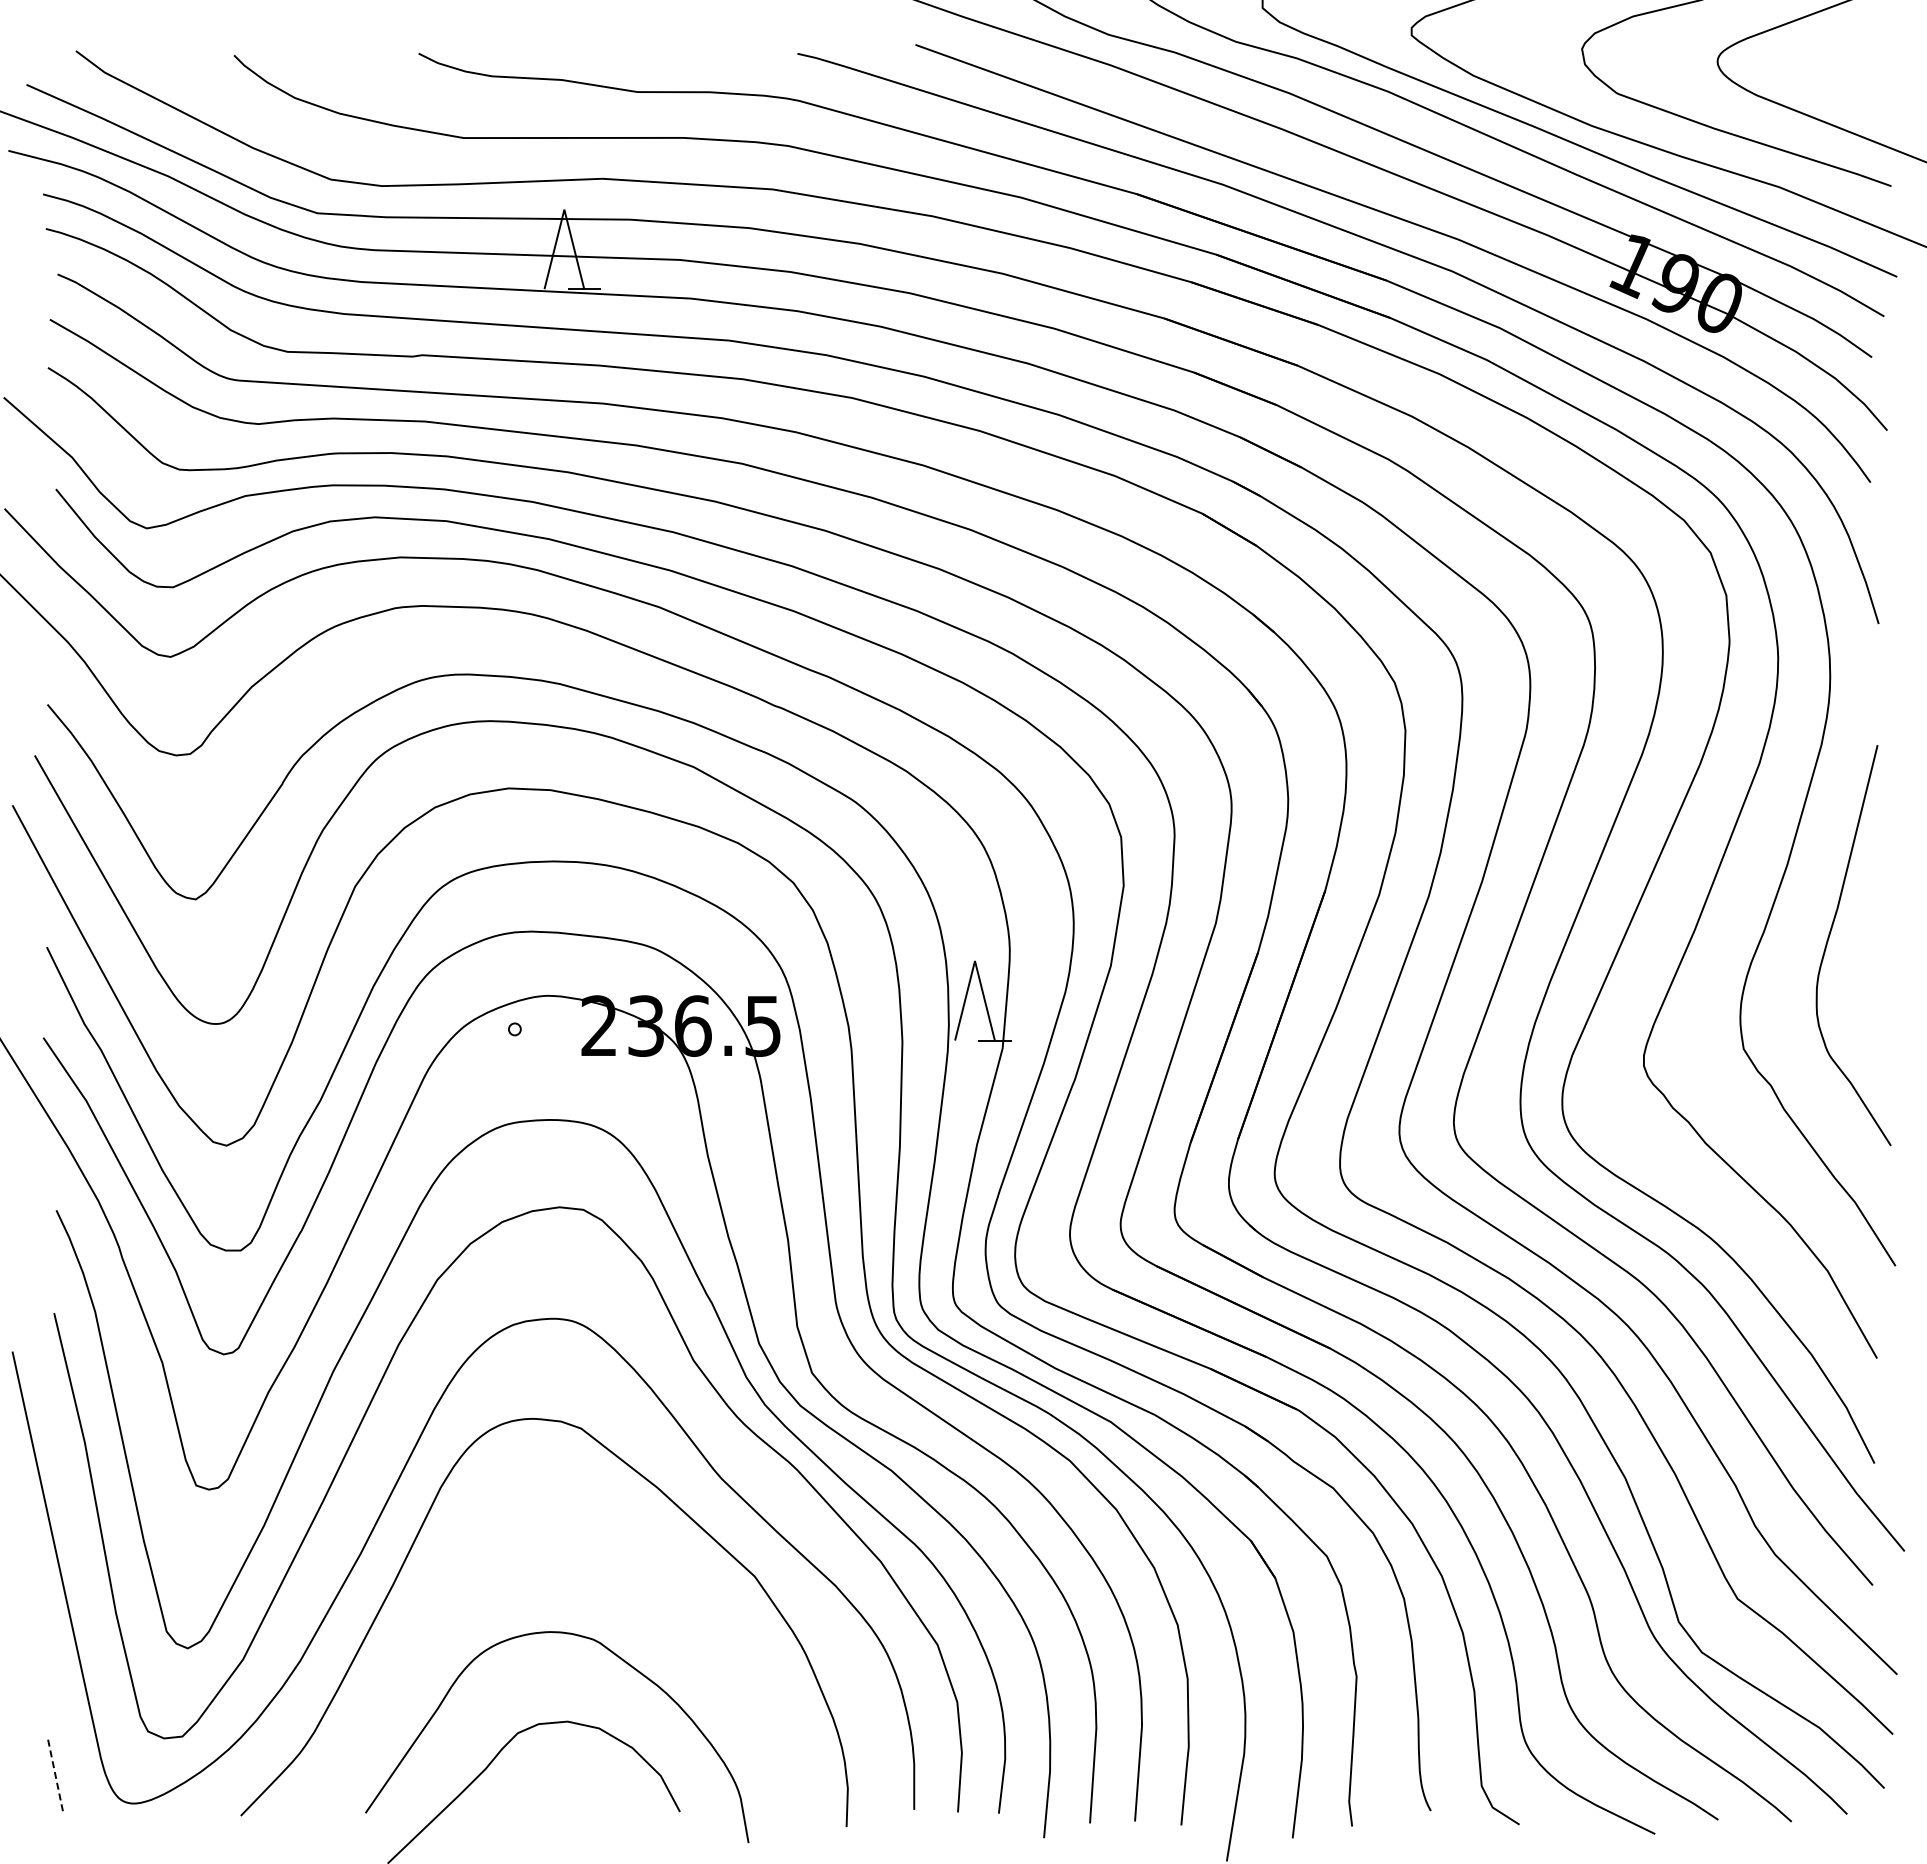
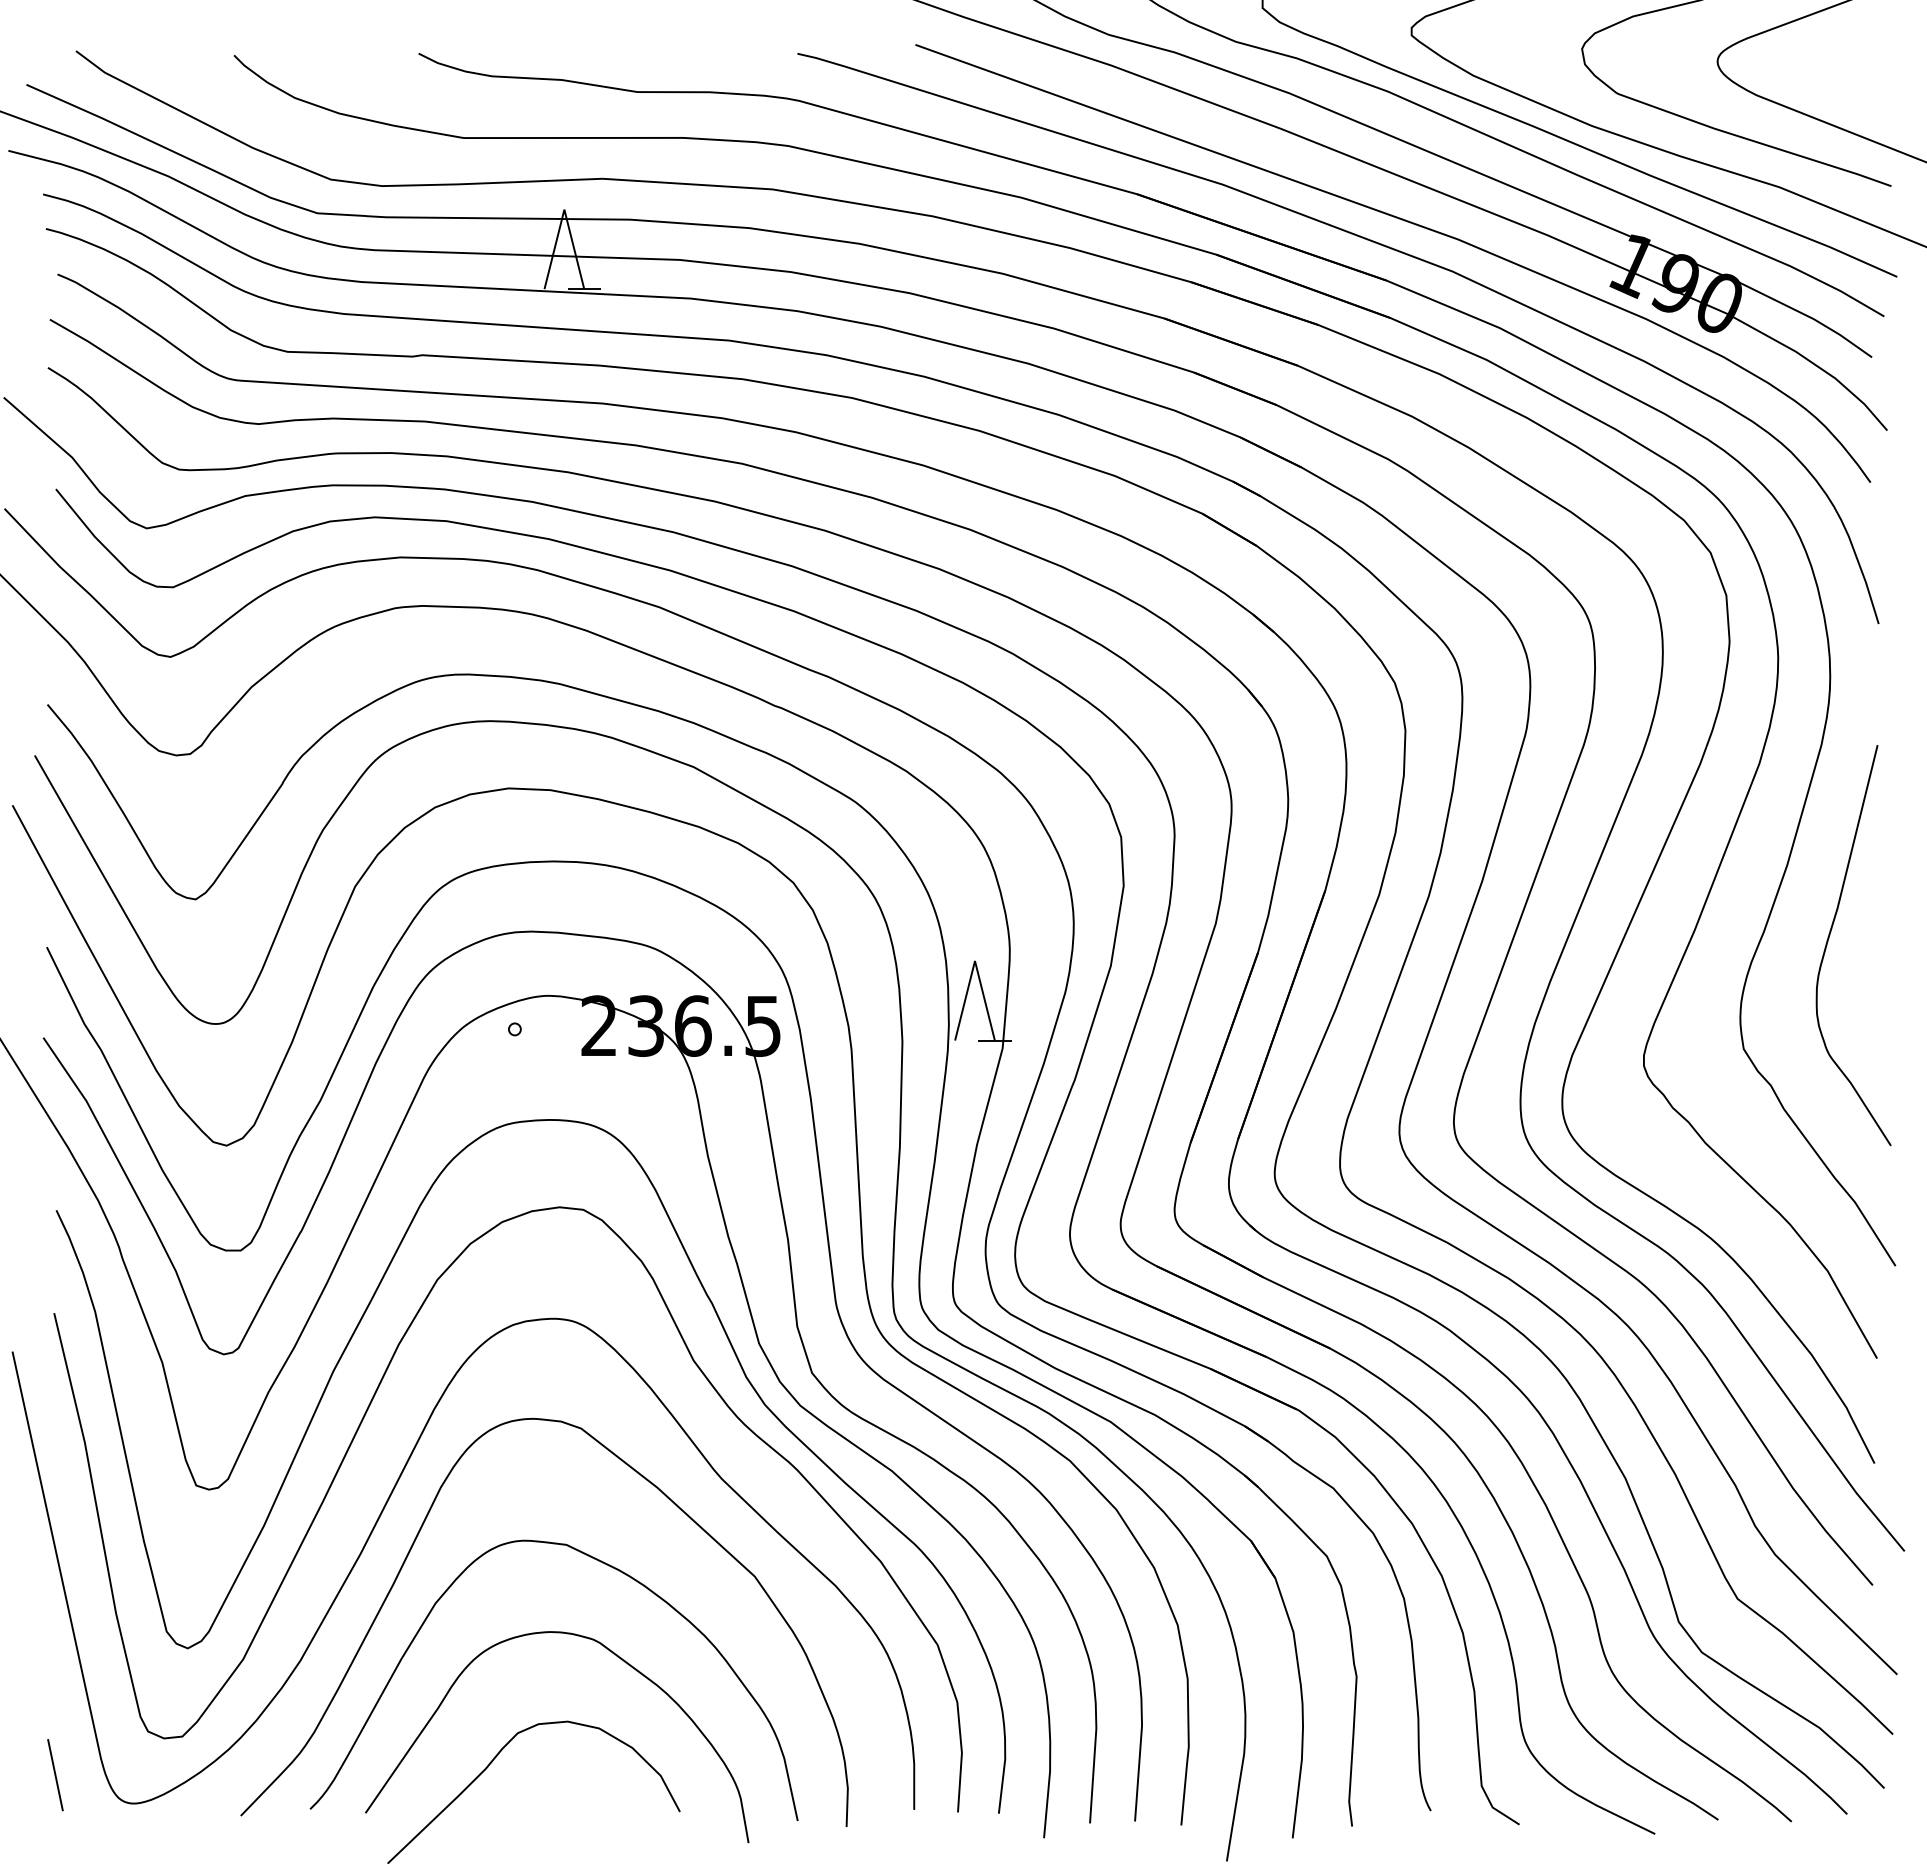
curve: none -> present (610, 1567)
line: dashed -> solid (55, 1775)
